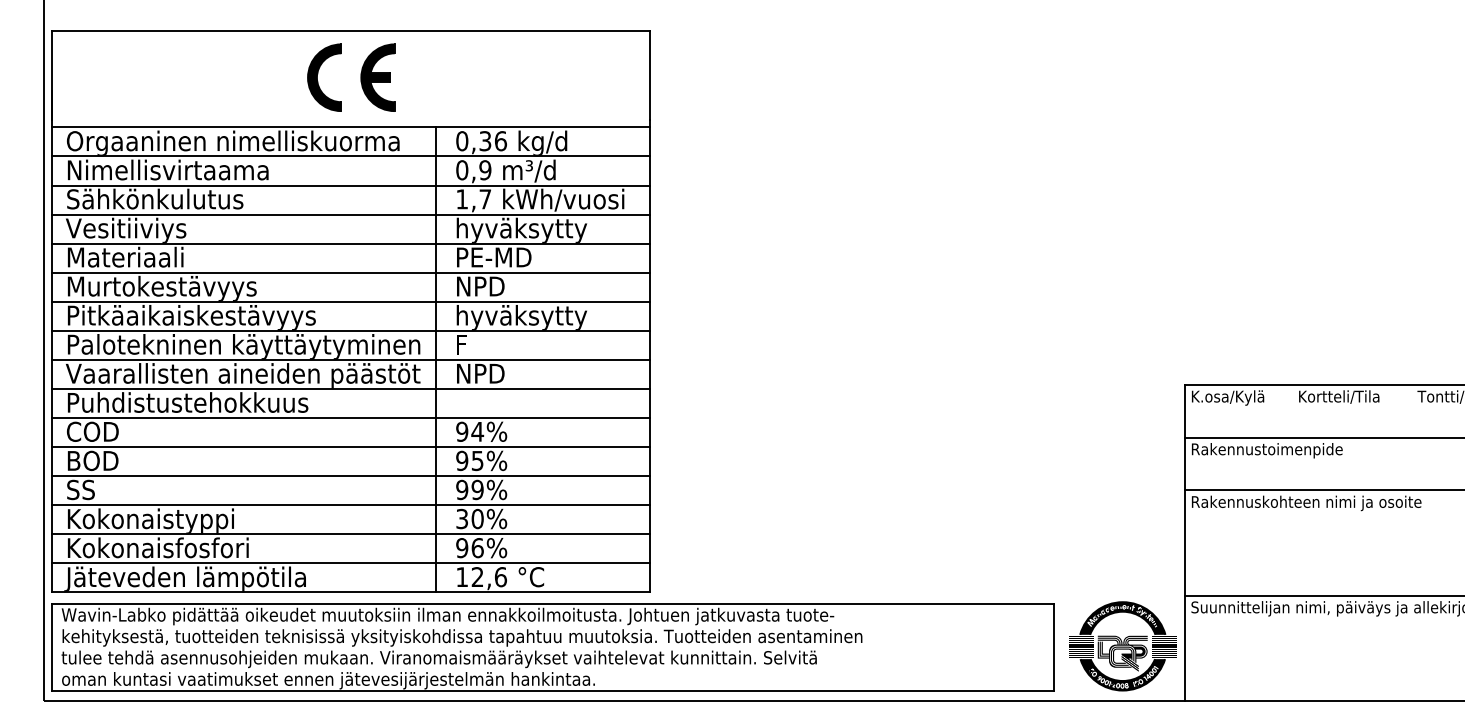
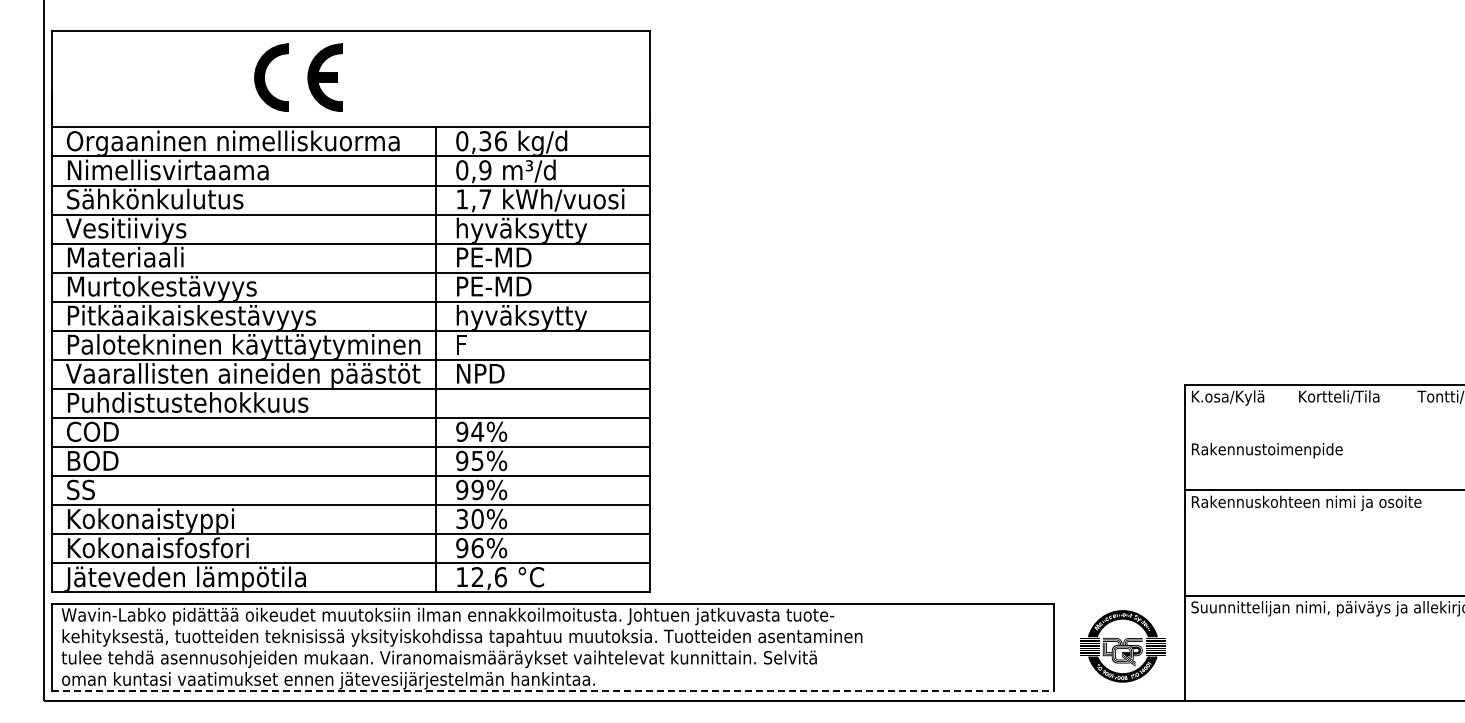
part position: (360, 77) -> (307, 77) (307, 77)
text: NPD -> PE-MD (495, 286)
line: present -> none (1322, 437)
part size: 108x91 px -> 86x73 px (1122, 646)
line: solid -> dashed (553, 690)
